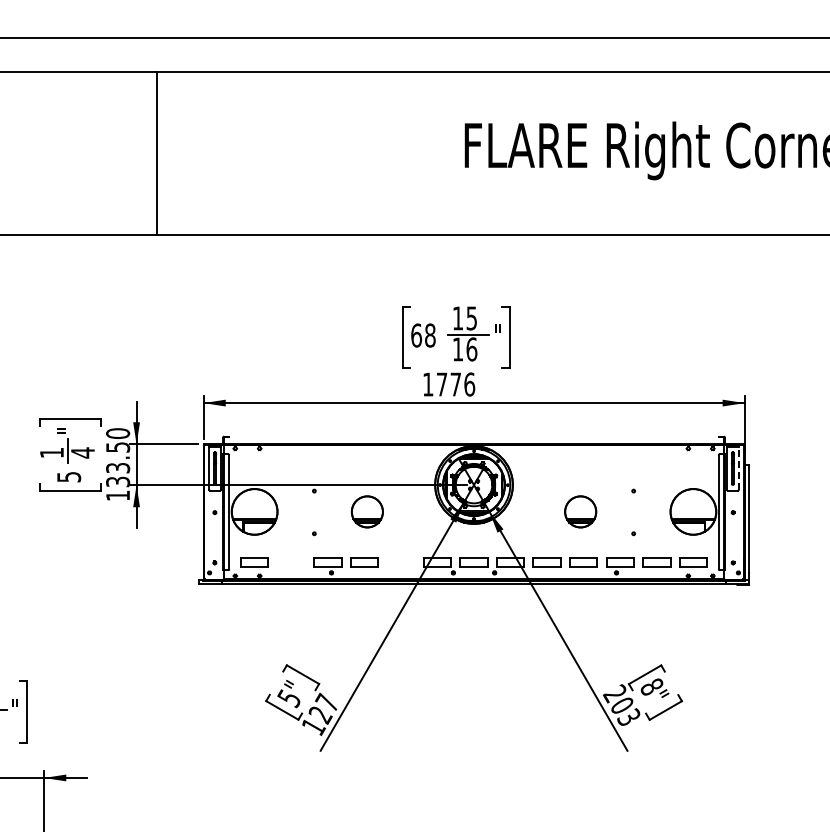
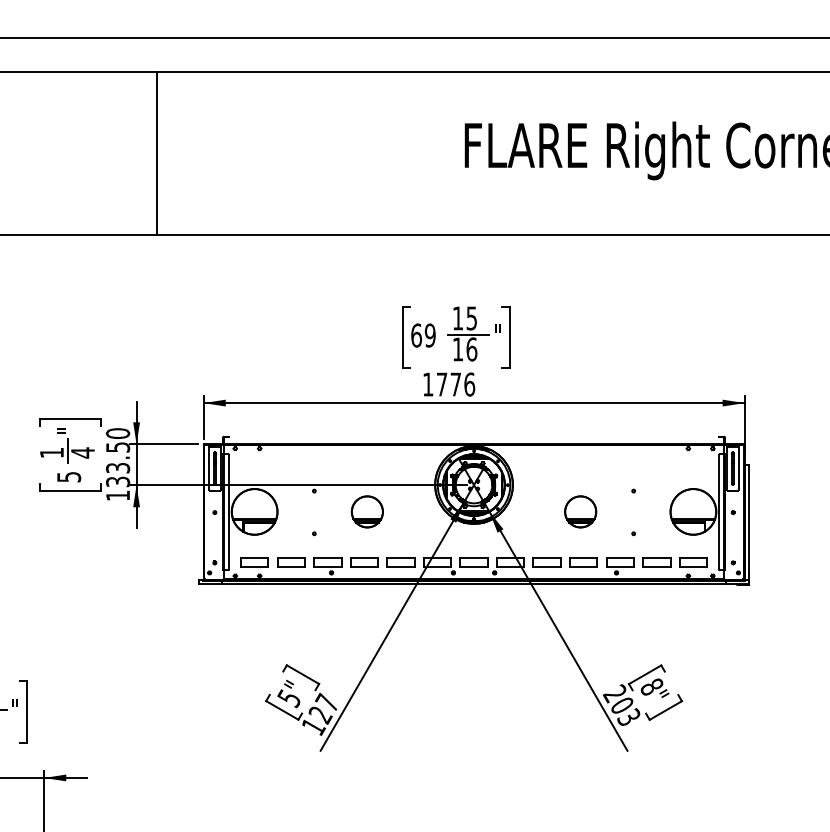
text: 68 -> 69 (429, 335)
line: dashed -> solid (738, 467)
part: none -> present (291, 562)
part: none -> present (400, 562)
